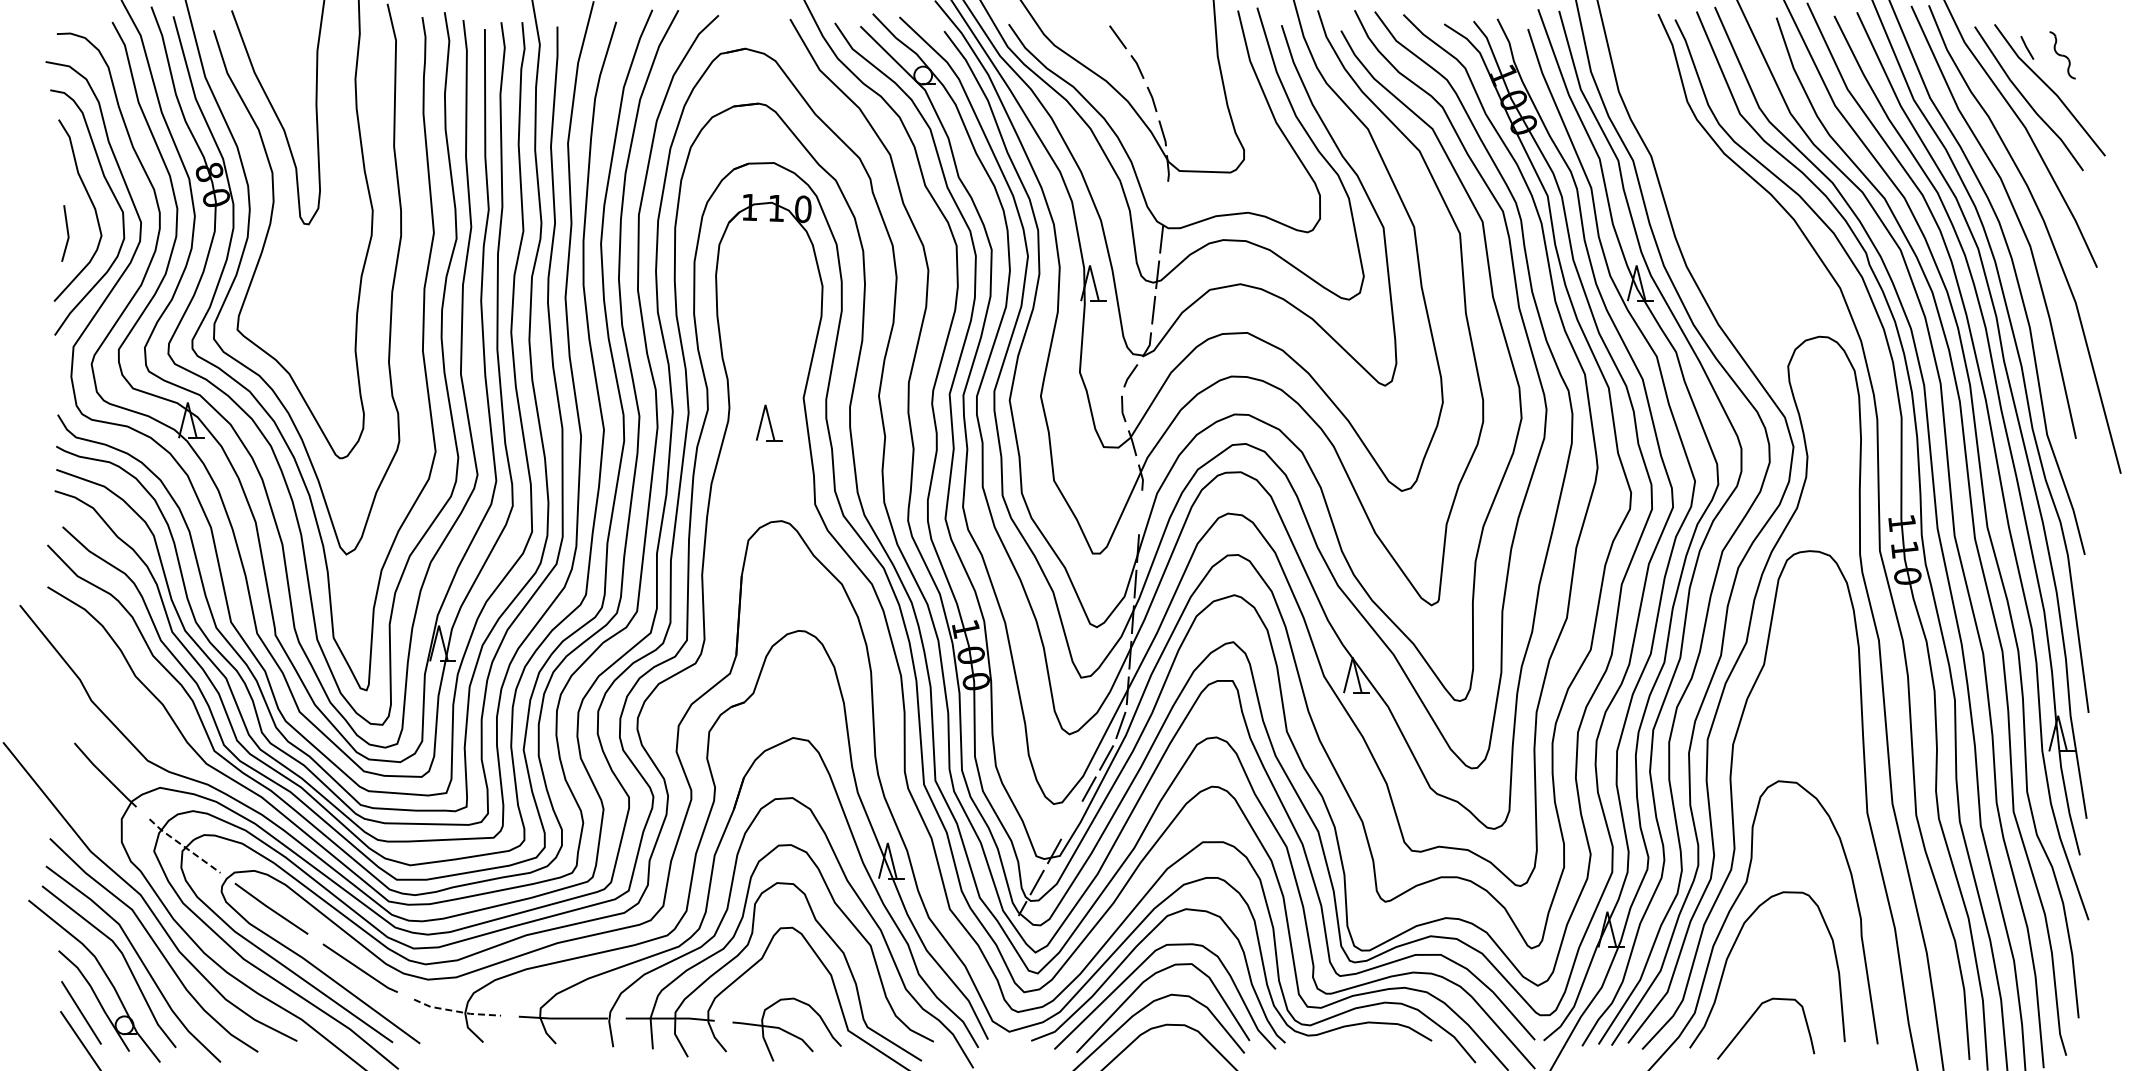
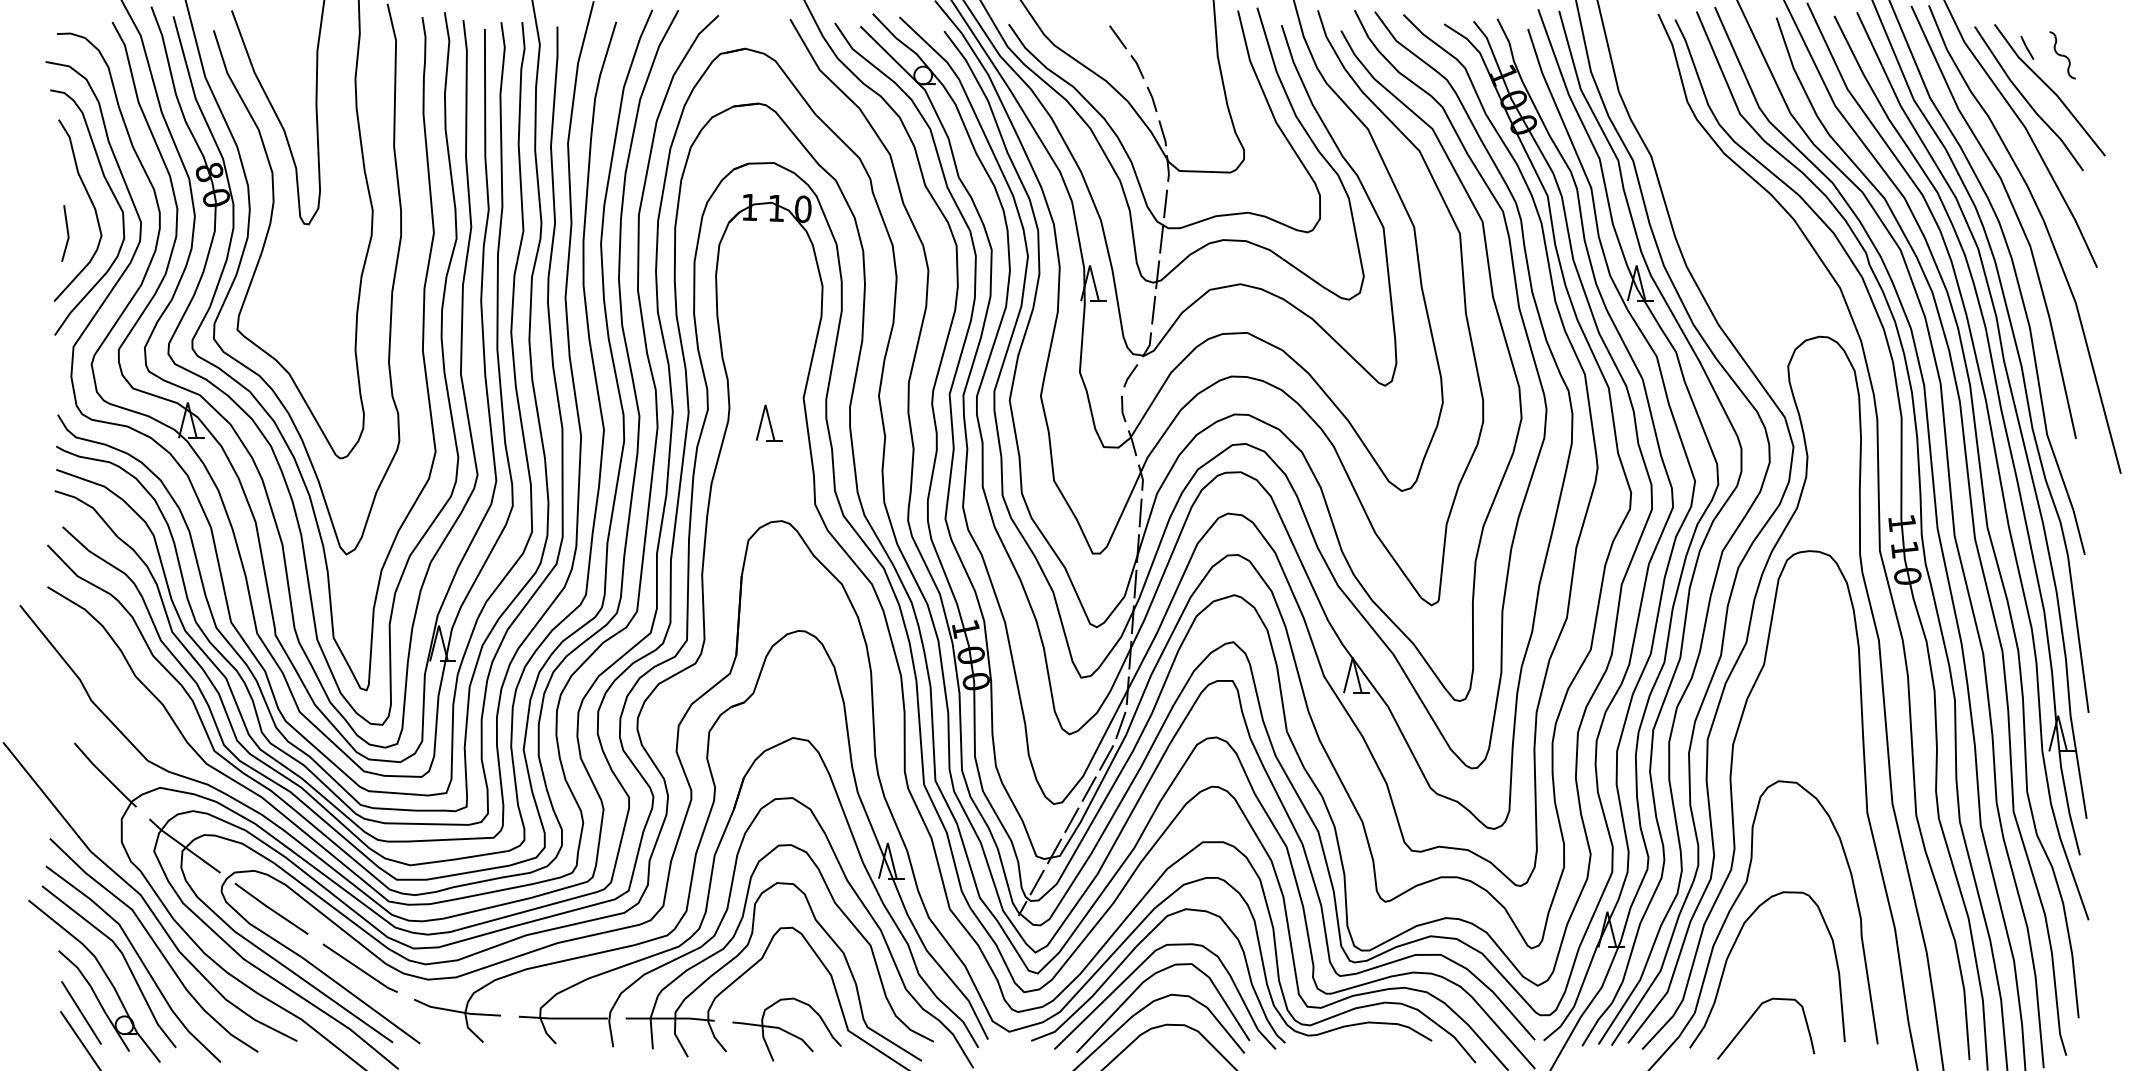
line: none -> present (1165, 203)
line: none -> present (1140, 512)
line: none -> present (1071, 819)
line: dashed -> solid (184, 846)
line: dashed -> solid (456, 1011)
